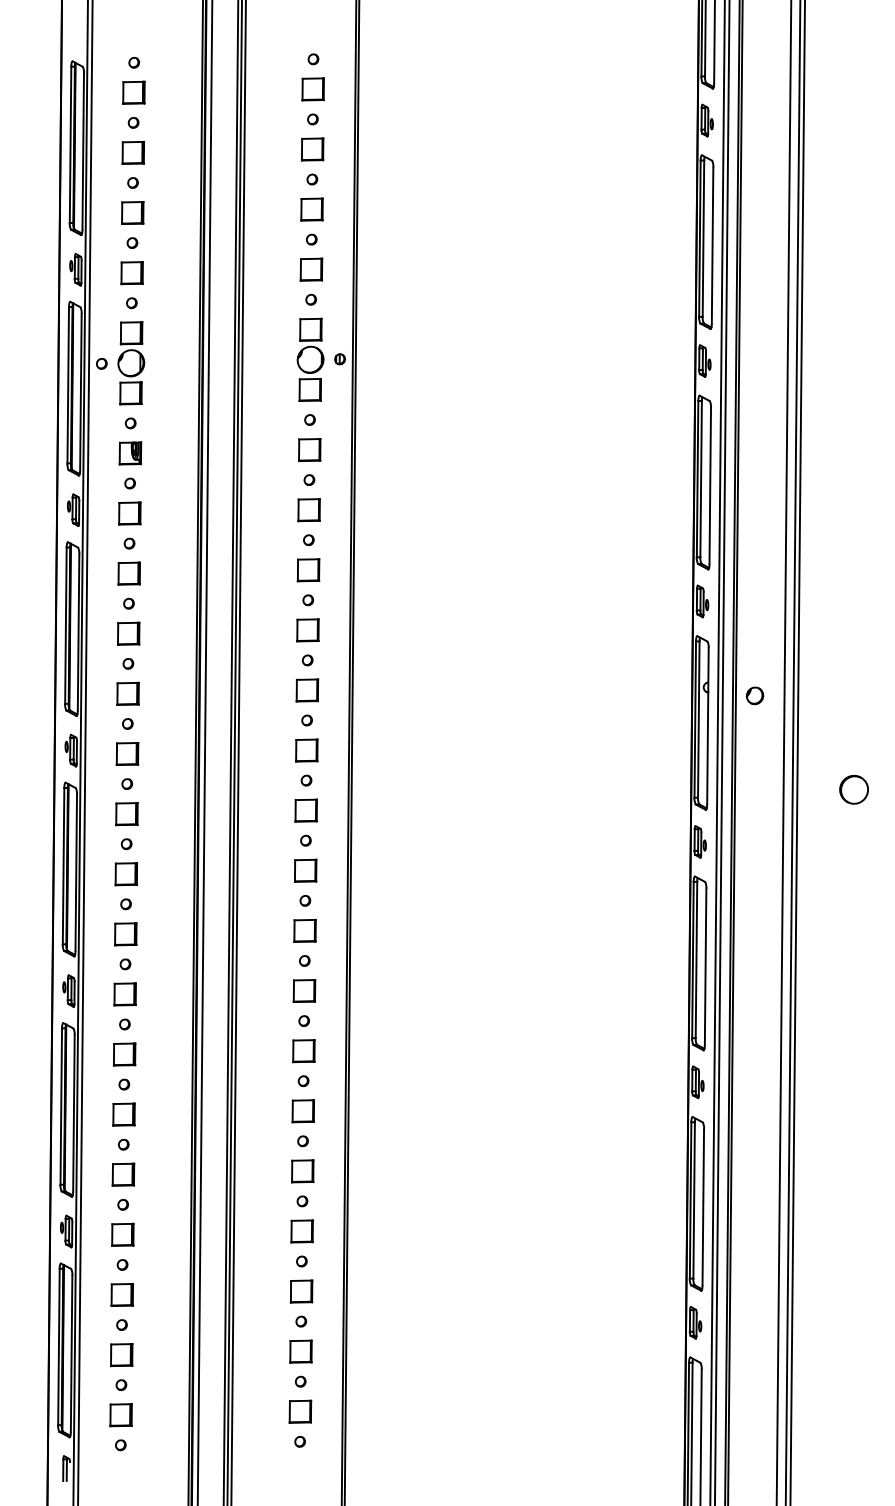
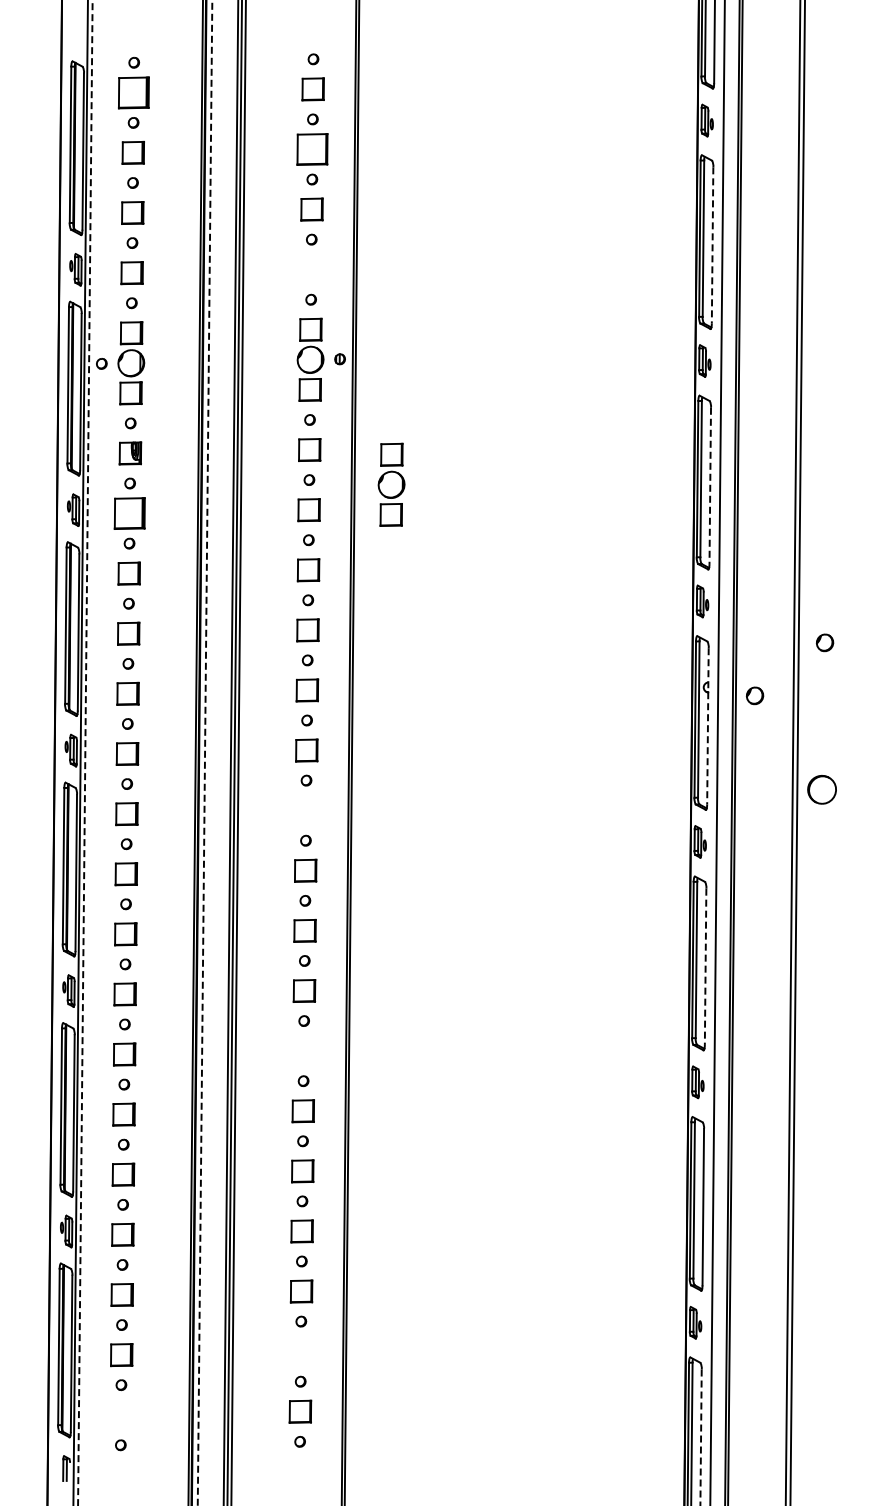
part size: 24x25 px -> 32x34 px (133, 92)
part size: 24x25 px -> 33x33 px (312, 149)
line: solid -> dashed (712, 246)
part: present -> none (311, 269)
part: none -> present (391, 484)
line: solid -> dashed (710, 486)
part size: 24x25 px -> 33x33 px (129, 513)
part: none -> present (825, 642)
line: solid -> dashed (707, 726)
line: solid -> dashed (85, 752)
line: solid -> dashed (205, 752)
line: present -> none (721, 752)
line: present -> none (783, 752)
part position: (853, 789) -> (821, 789) (821, 789)
part: present -> none (305, 810)
line: solid -> dashed (705, 967)
part: present -> none (303, 1051)
part: present -> none (300, 1351)
part: present -> none (120, 1415)
line: solid -> dashed (701, 1438)
